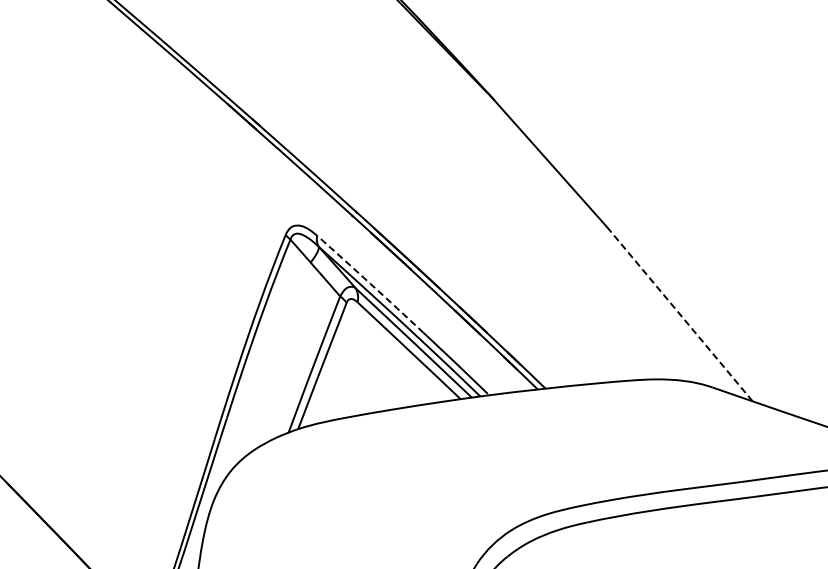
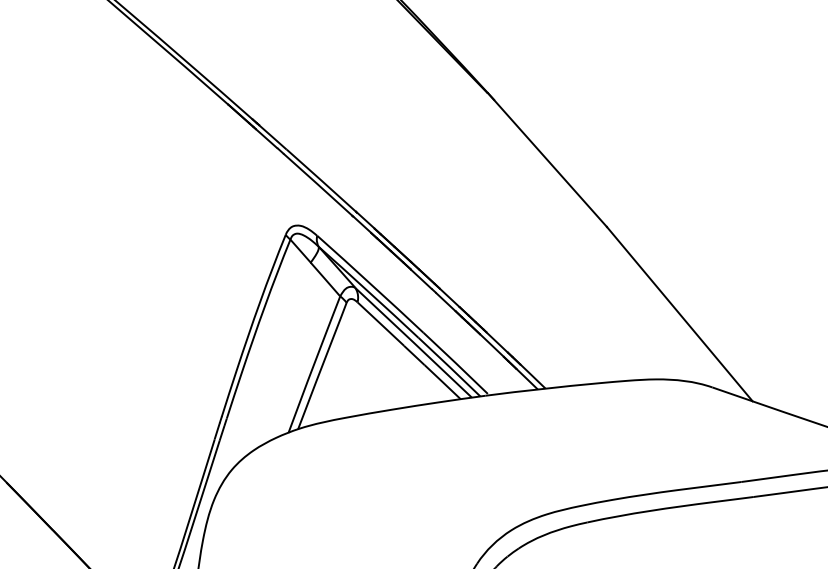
arc: dashed -> solid (370, 284)
line: dashed -> solid (679, 314)
